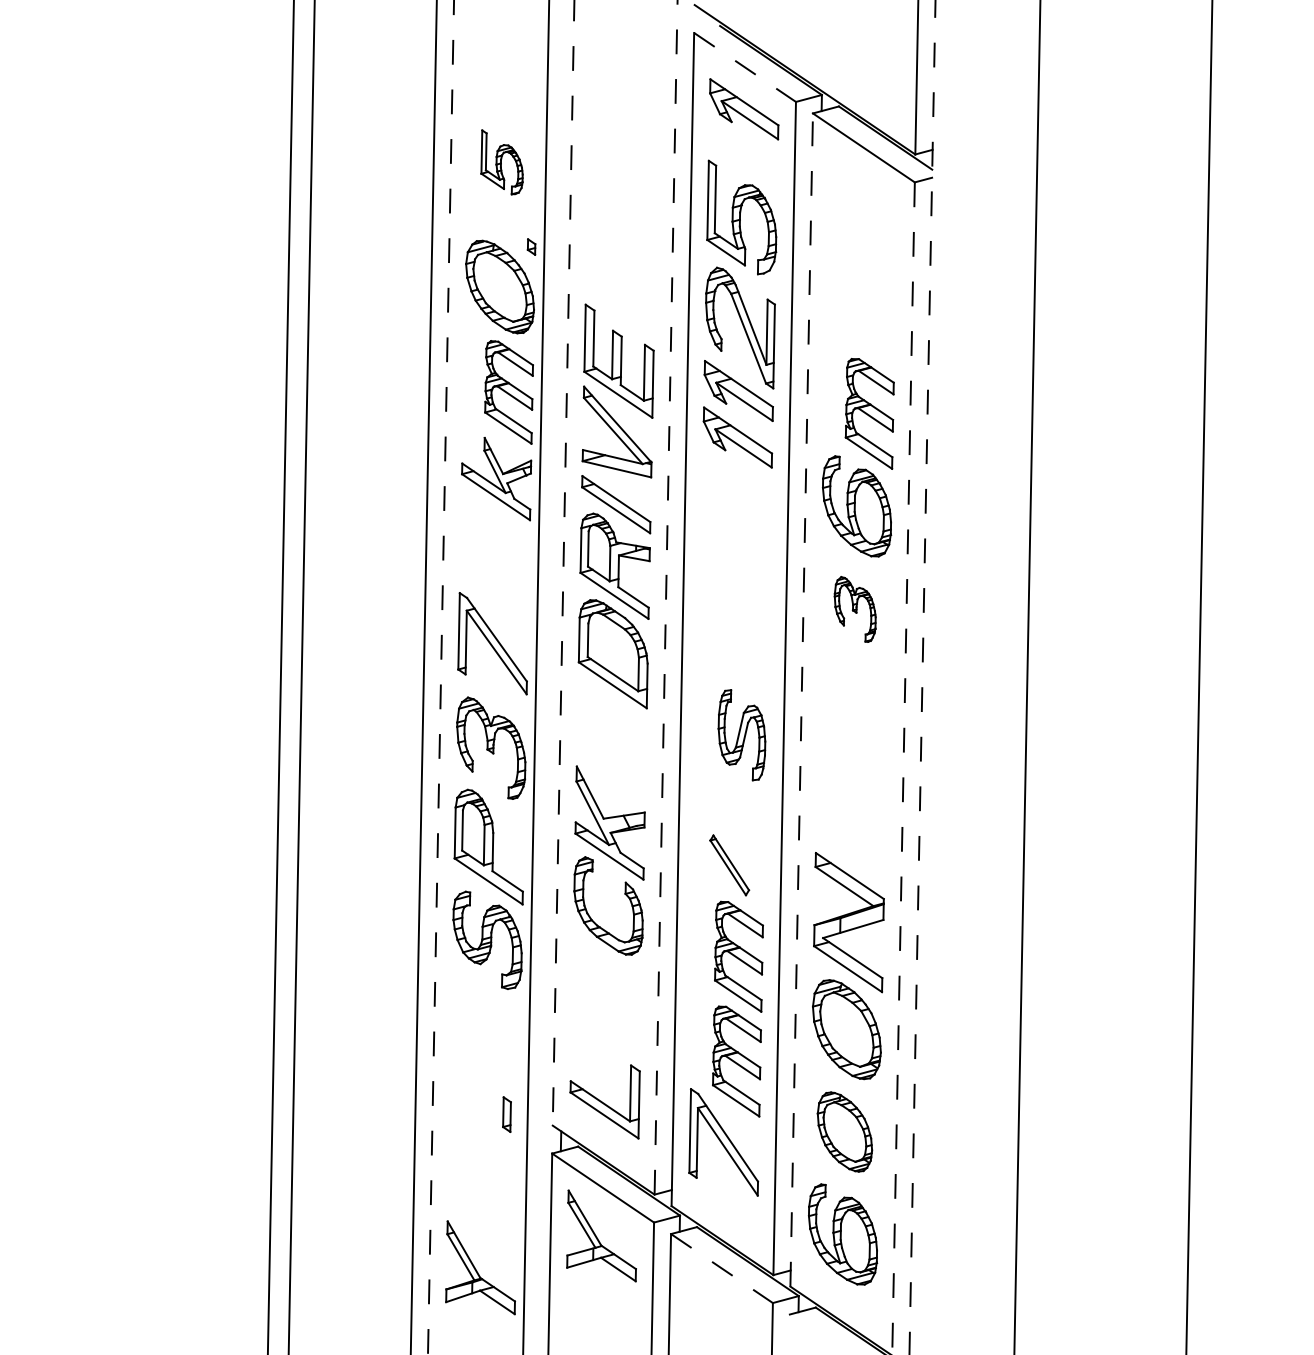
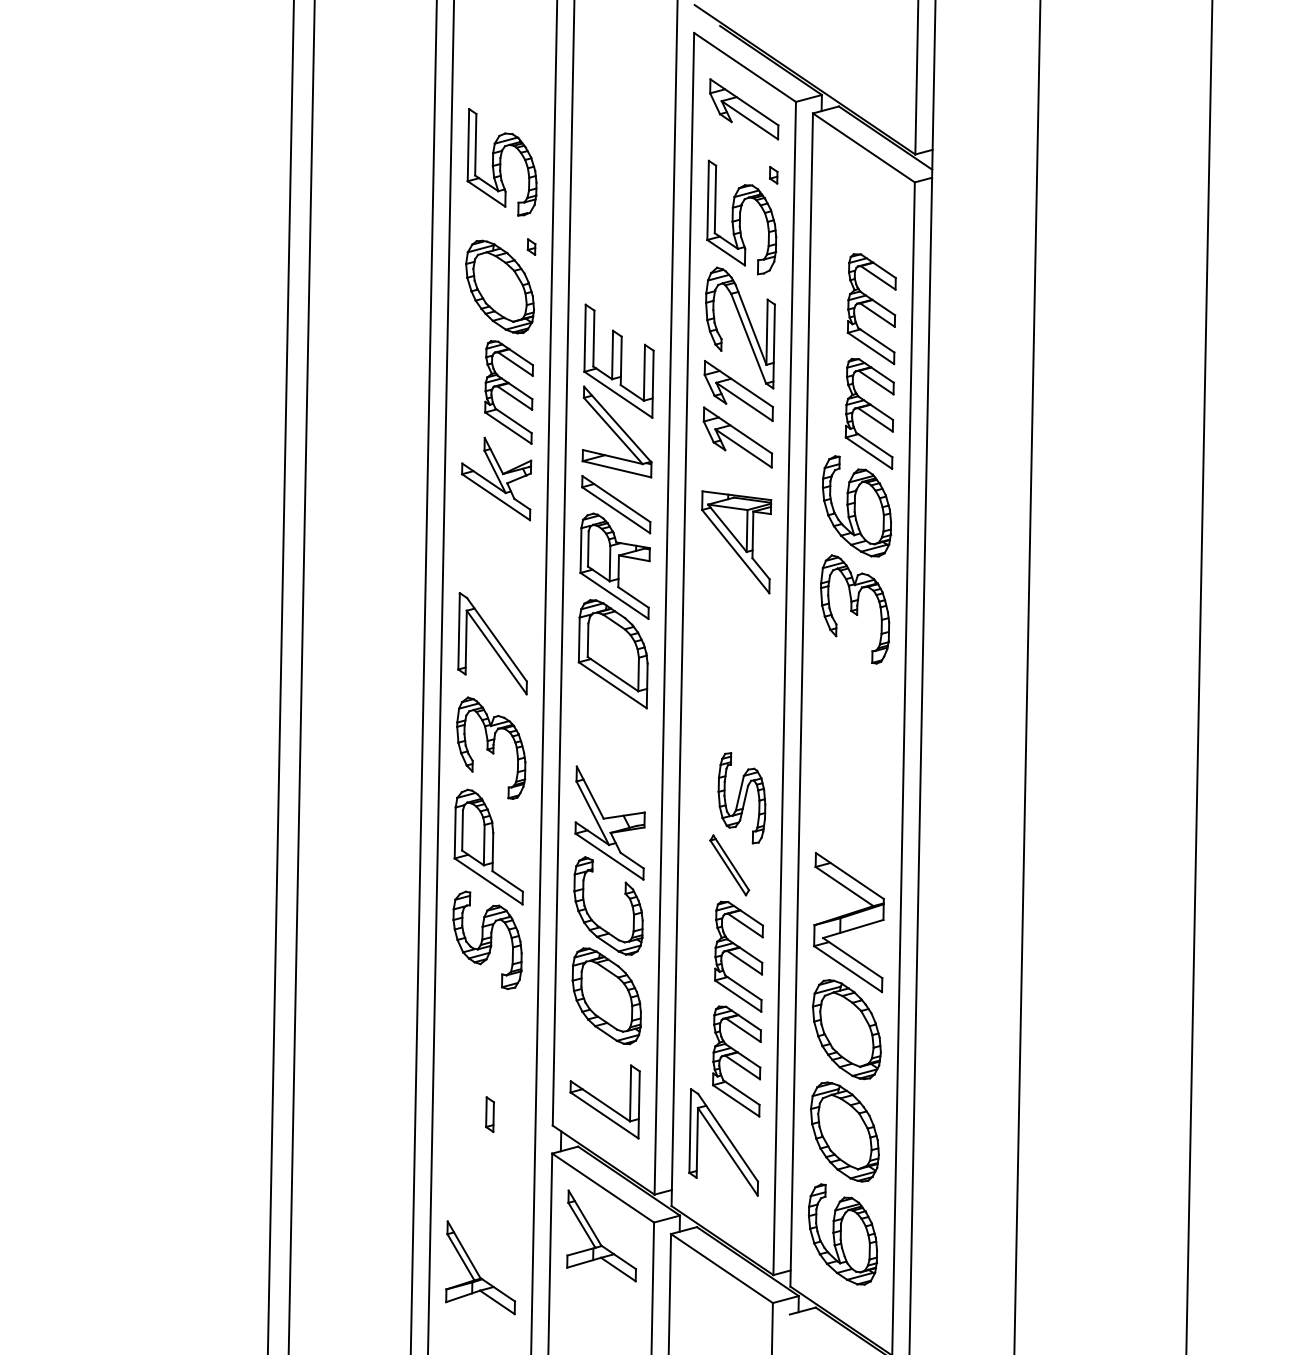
line: dashed -> solid (745, 67)
part size: 44x67 px -> 72x109 px (501, 162)
part: none -> present (773, 175)
part: none -> present (871, 309)
part: none -> present (736, 542)
line: dashed -> solid (563, 563)
line: dashed -> solid (666, 597)
part size: 44x67 px -> 71x111 px (855, 609)
line position: (536, 676) -> (544, 676) (544, 676)
line: dashed -> solid (441, 677)
line: dashed -> solid (922, 677)
line: dashed -> solid (801, 700)
part position: (741, 735) -> (741, 798) (741, 798)
line: dashed -> solid (903, 768)
part: none -> present (606, 996)
part position: (506, 1114) -> (489, 1114) (489, 1114)
part size: 58x82 px -> 70x102 px (844, 1131)
line: dashed -> solid (721, 1268)
